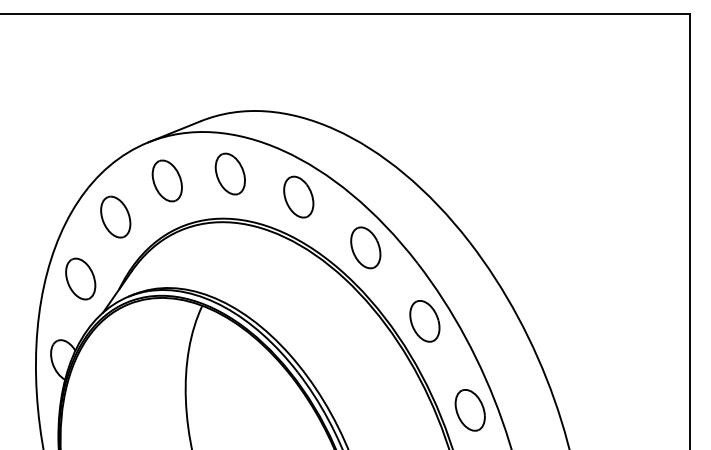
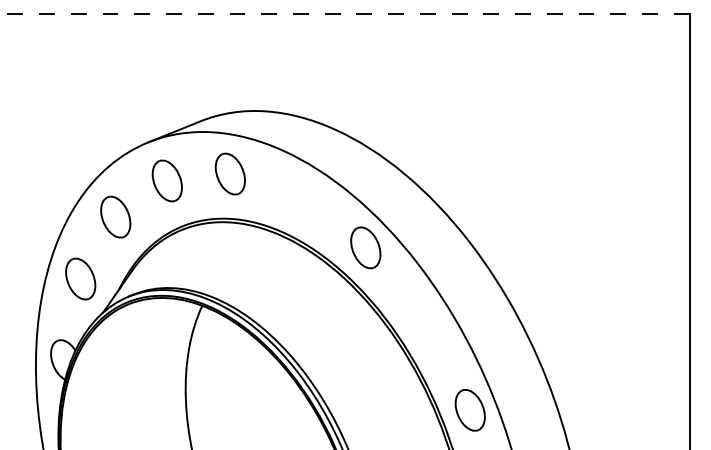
line: solid -> dashed (344, 13)
part: present -> none (298, 196)
part: present -> none (424, 321)
